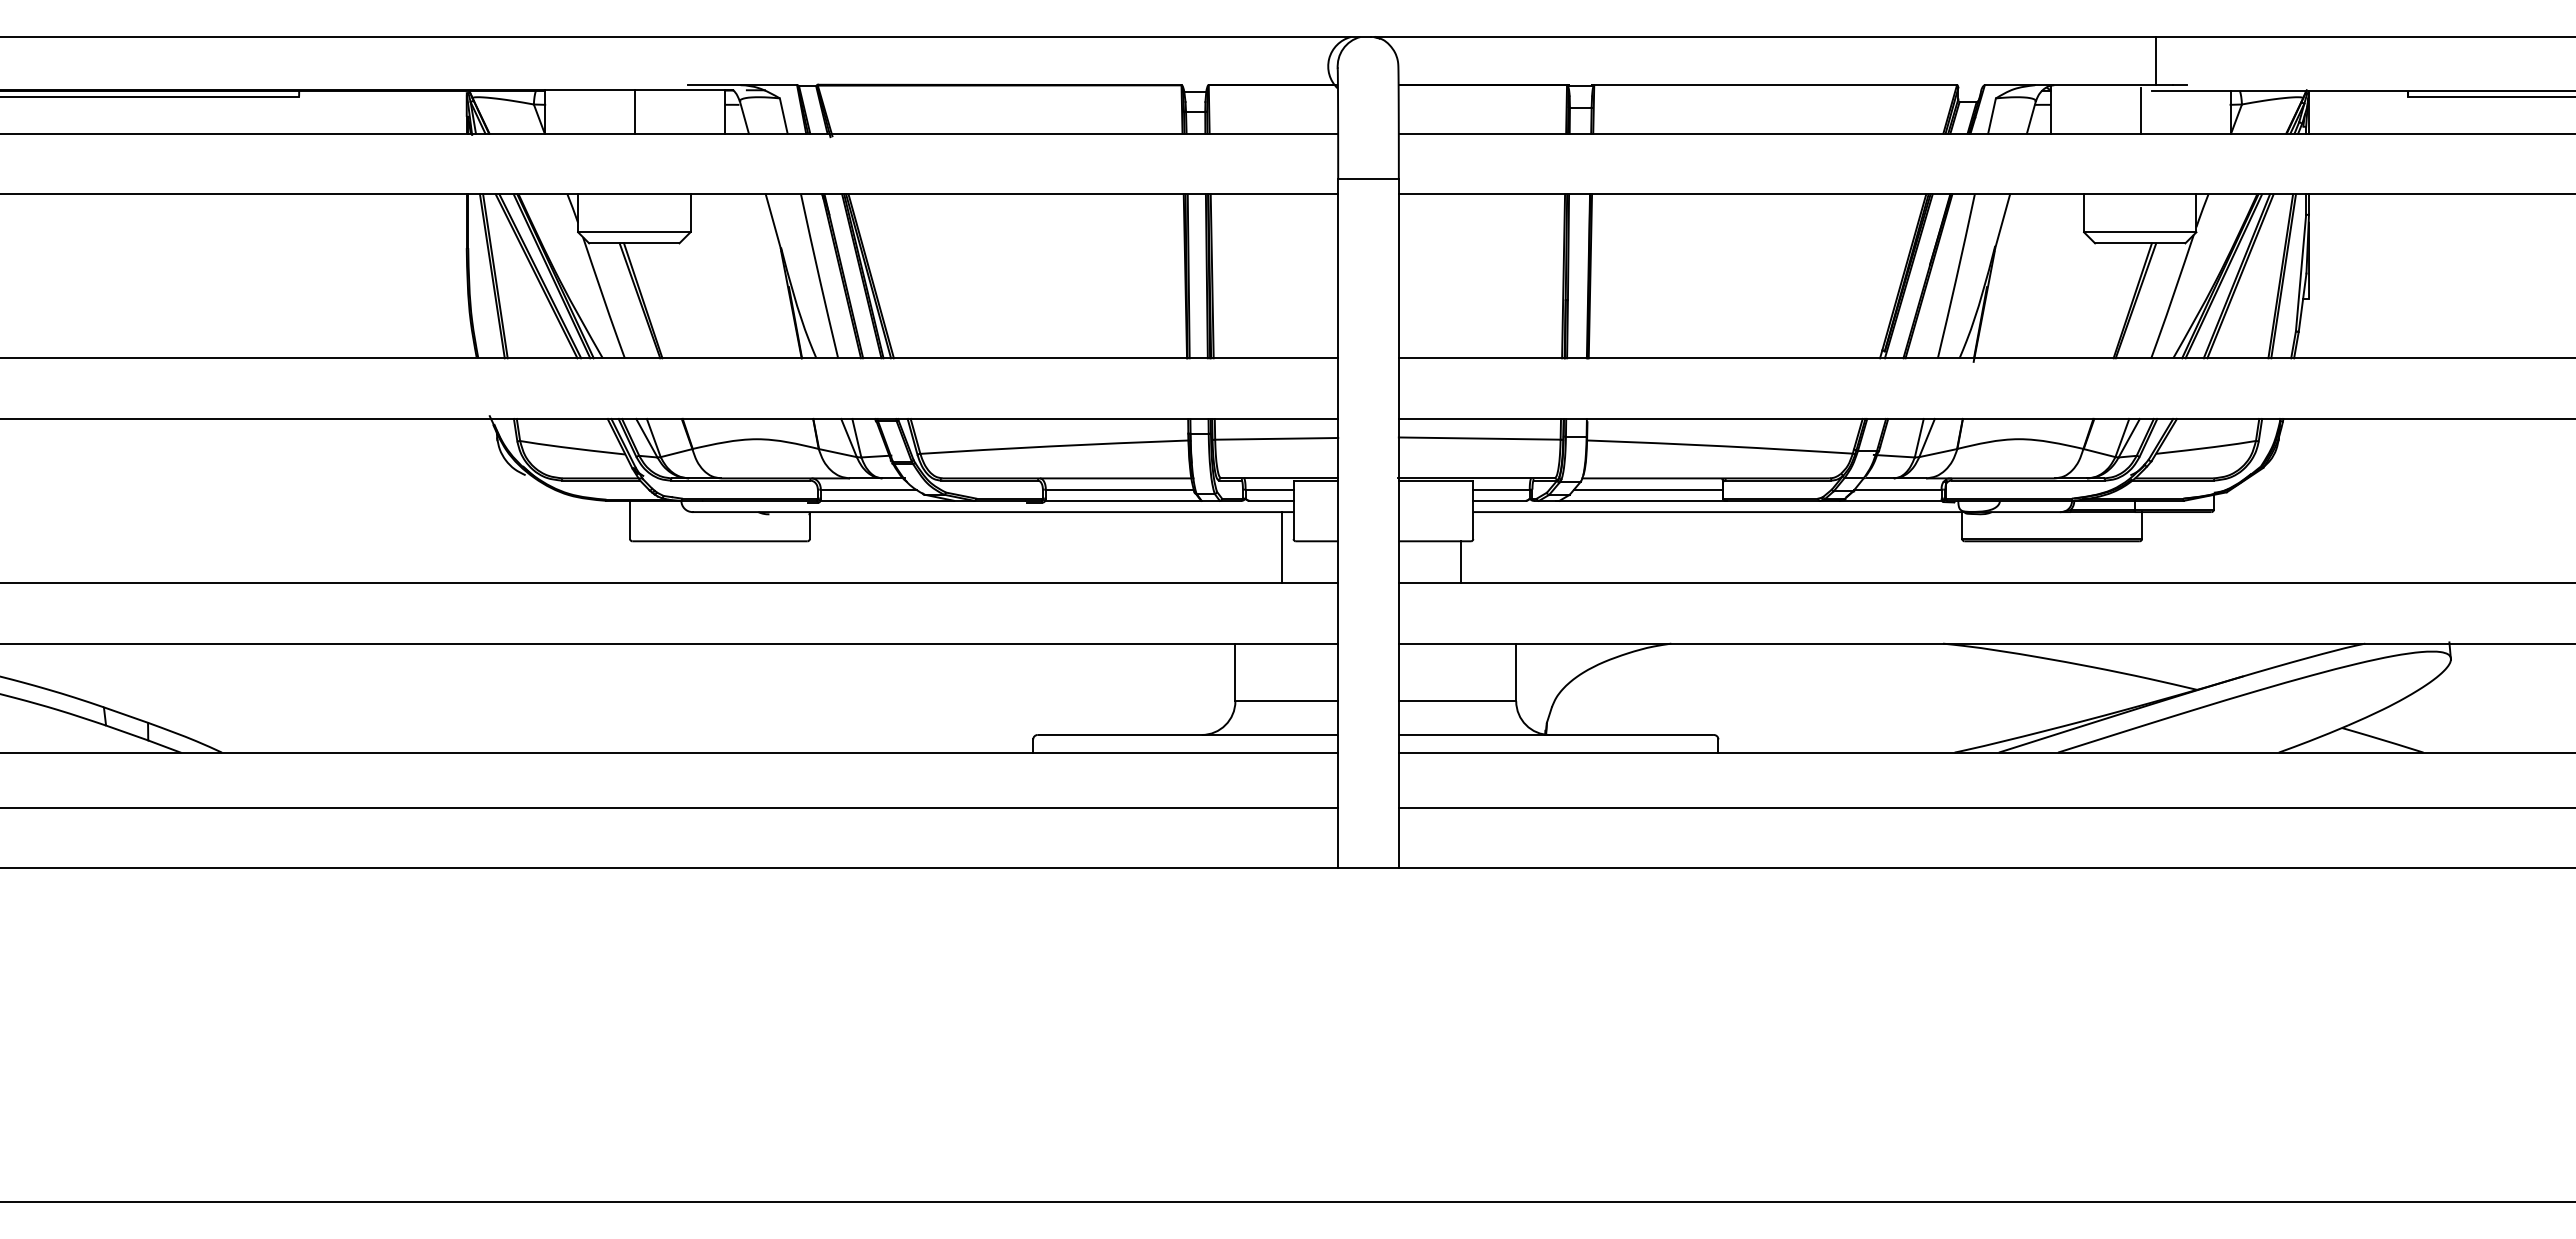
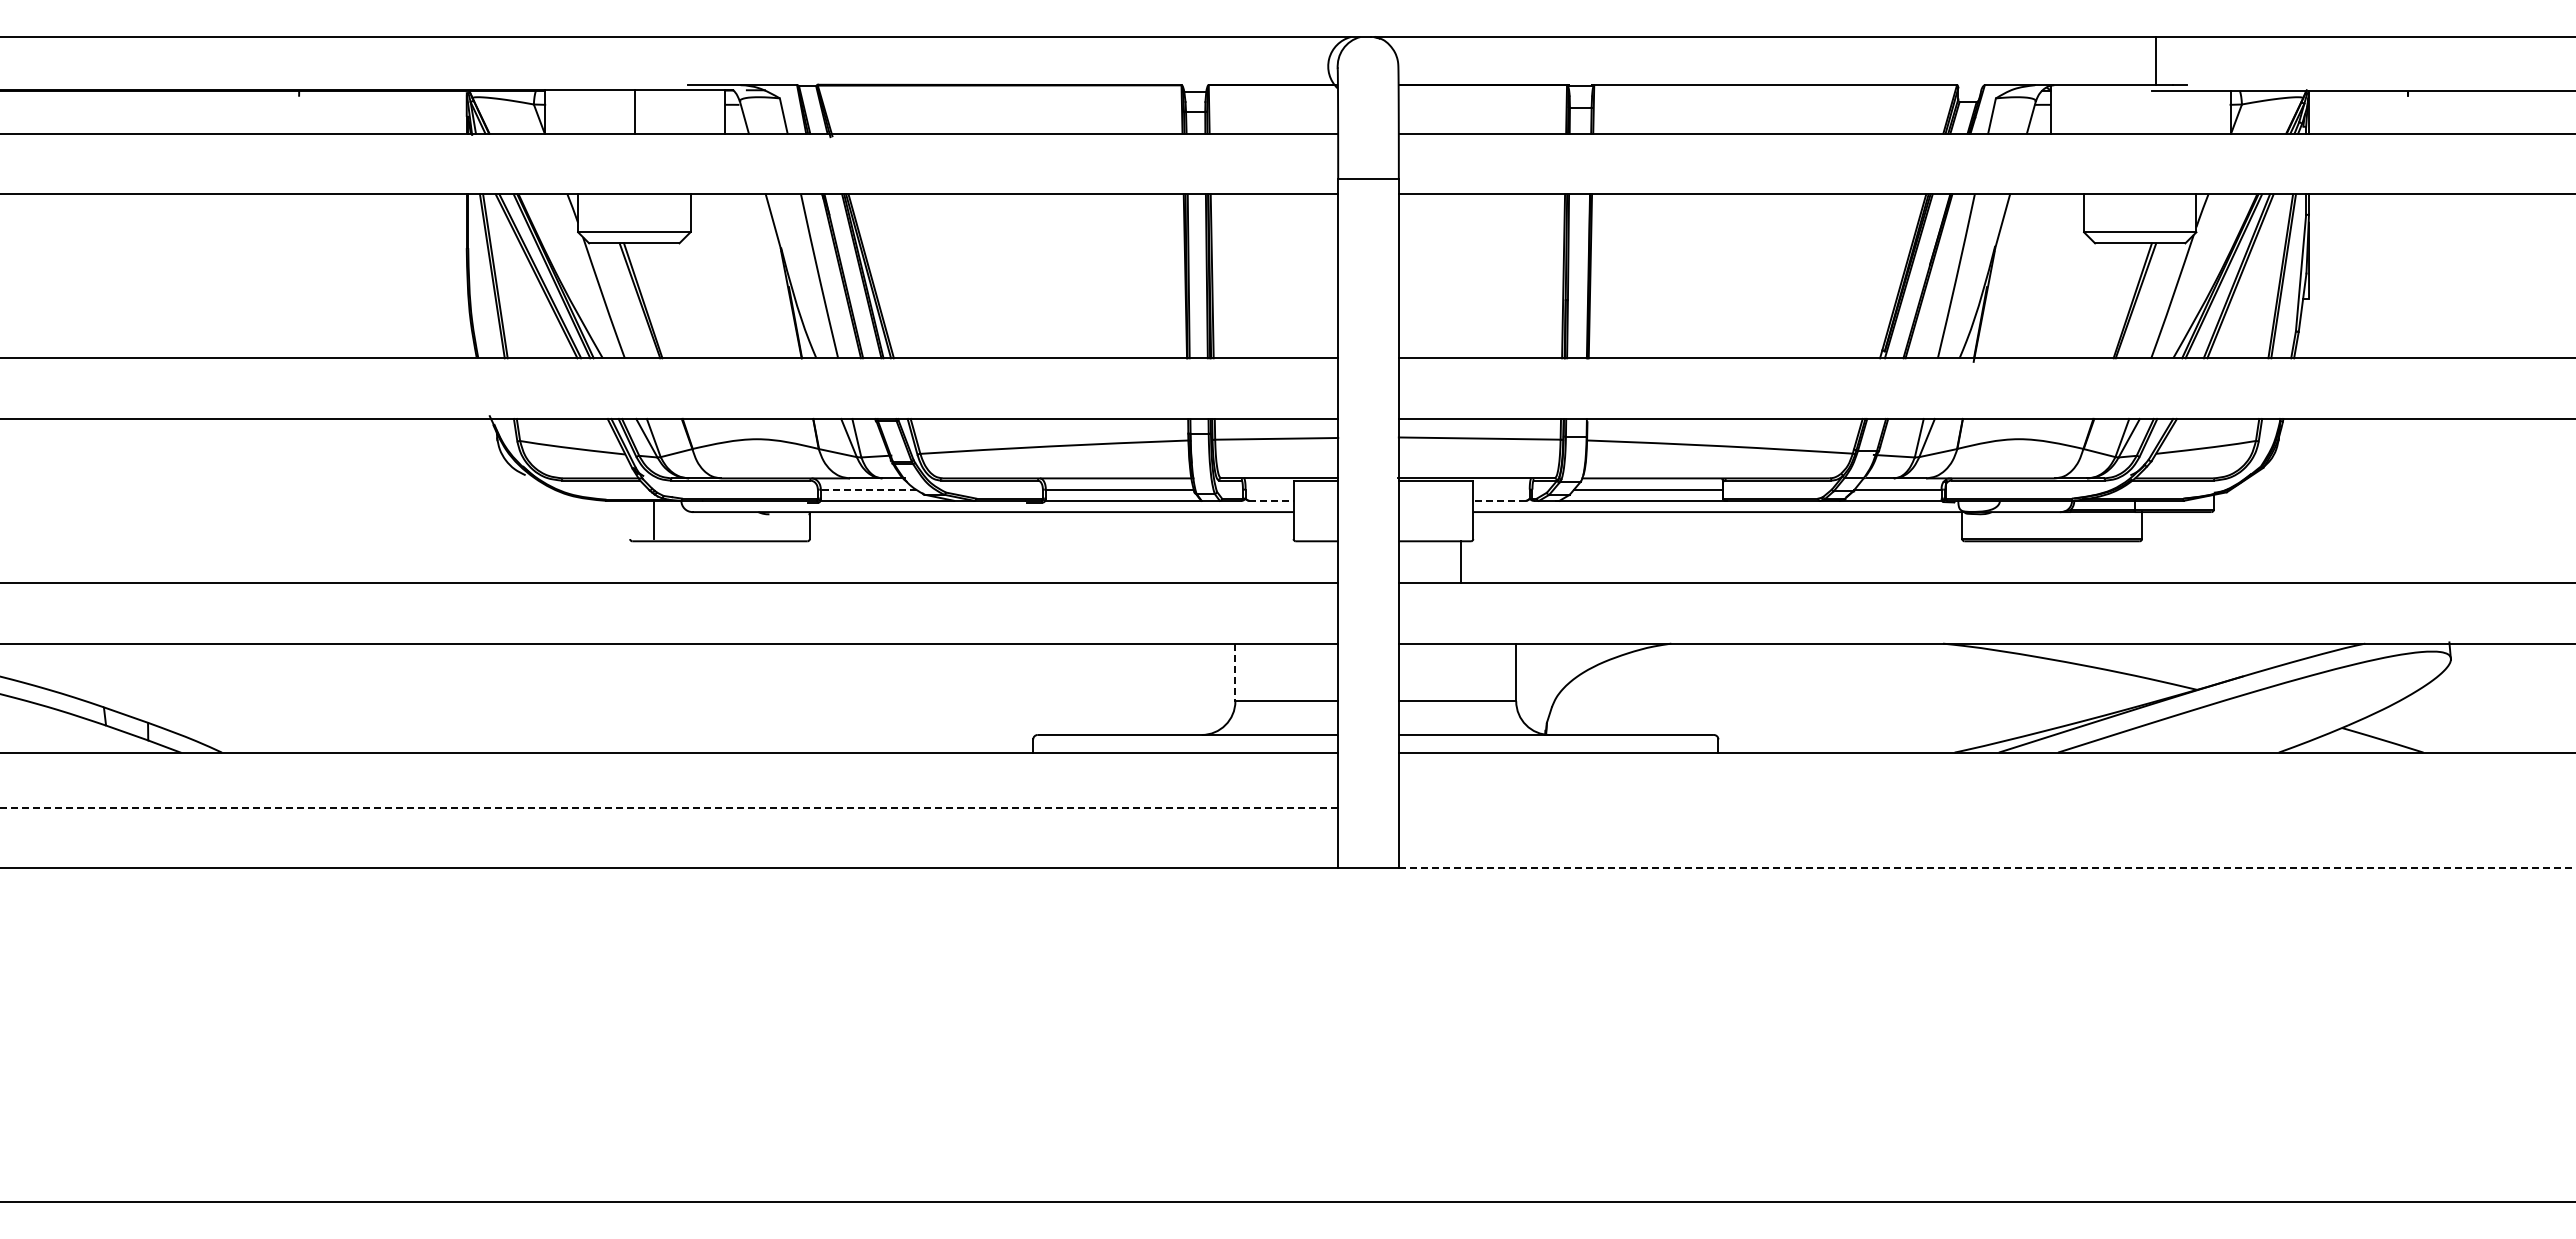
line: present -> none (150, 96)
line: present -> none (2490, 96)
line: present -> none (2140, 110)
line: solid -> dashed (868, 489)
line: present -> none (1269, 489)
line: present -> none (1501, 489)
line: solid -> dashed (1271, 500)
line: solid -> dashed (1499, 500)
line position: (630, 519) -> (654, 519) (654, 519)
line: present -> none (1281, 547)
line: solid -> dashed (1235, 672)
line: solid -> dashed (669, 807)
line: present -> none (1985, 807)
line: solid -> dashed (1987, 868)
